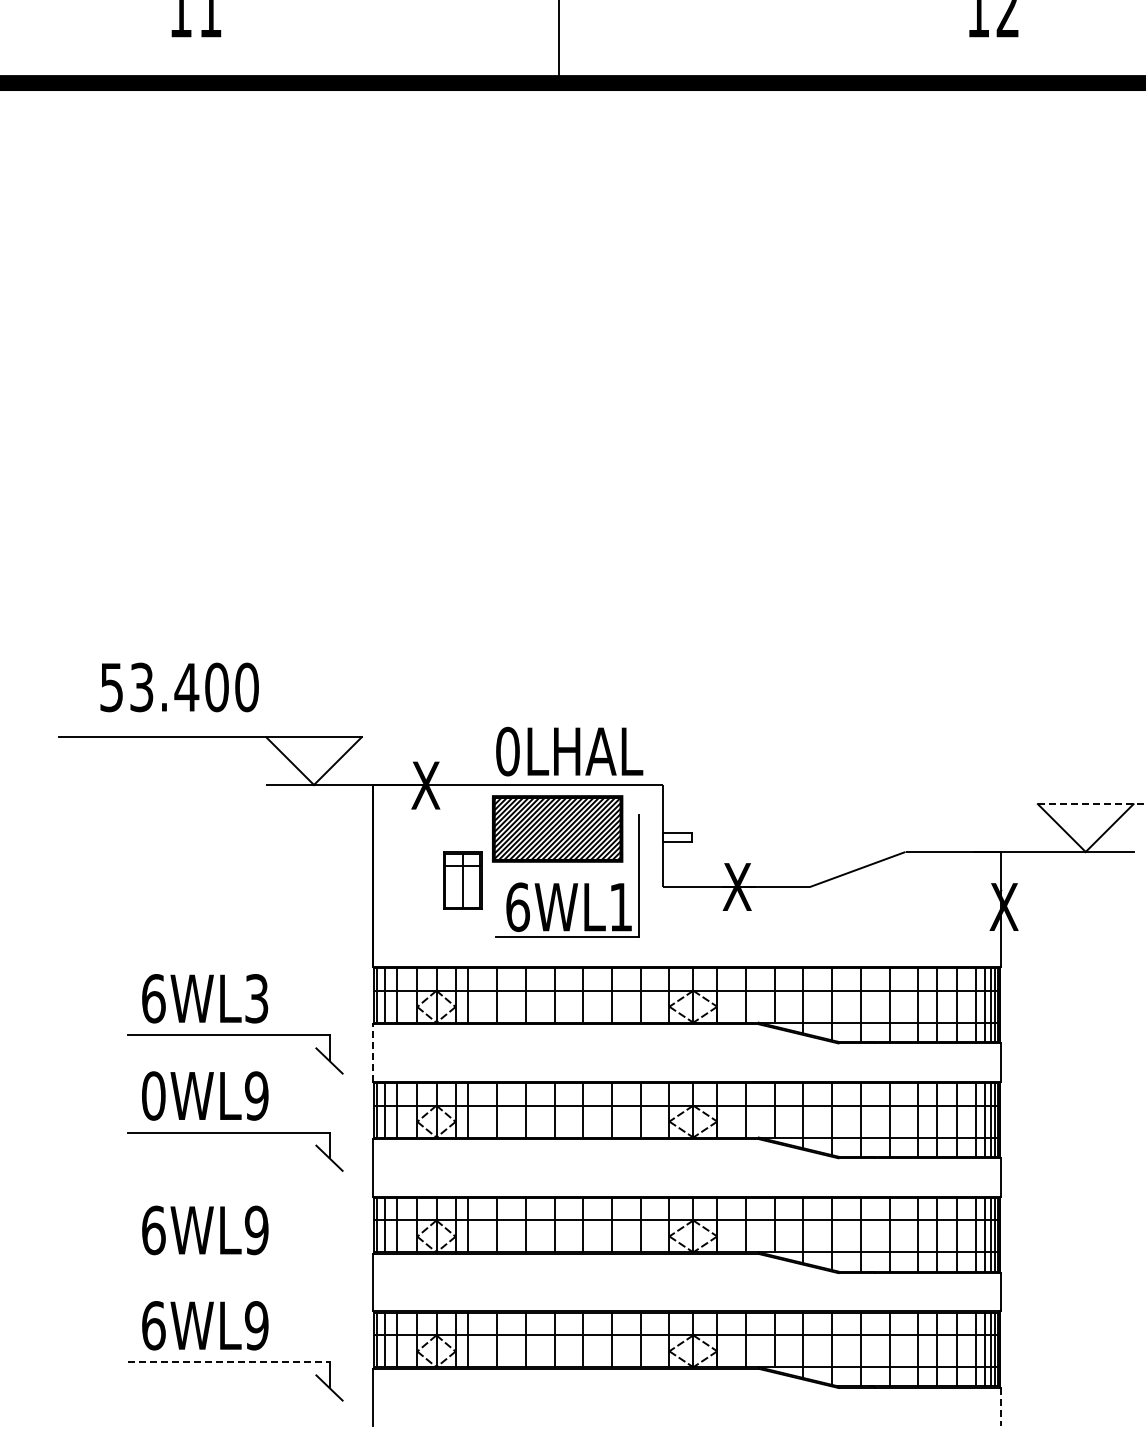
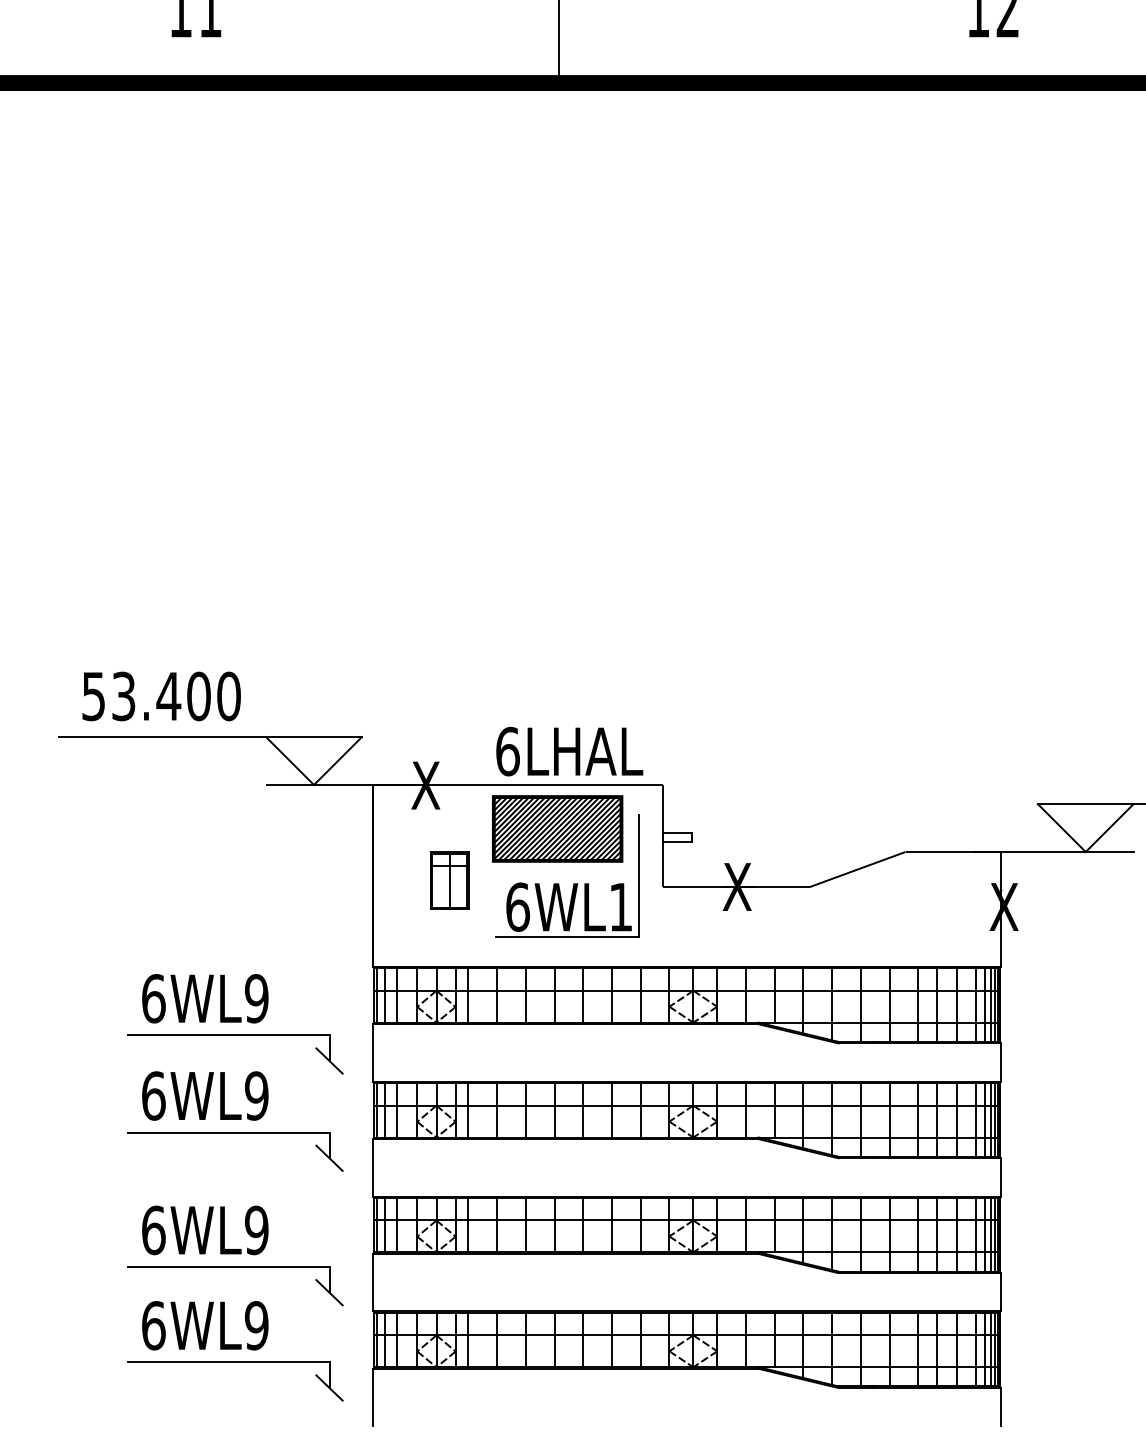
text position: (179, 687) -> (161, 696) (161, 696)
text: 0LHAL -> 6LHAL (507, 751)
line: dashed -> solid (1091, 804)
part position: (462, 880) -> (449, 880) (449, 880)
text: 6WL3 -> 6WL9 (256, 998)
line: dashed -> solid (372, 1053)
text: 0WL9 -> 6WL9 (153, 1095)
part: none -> present (235, 1267)
line: dashed -> solid (228, 1362)
line: dashed -> solid (1001, 1407)
